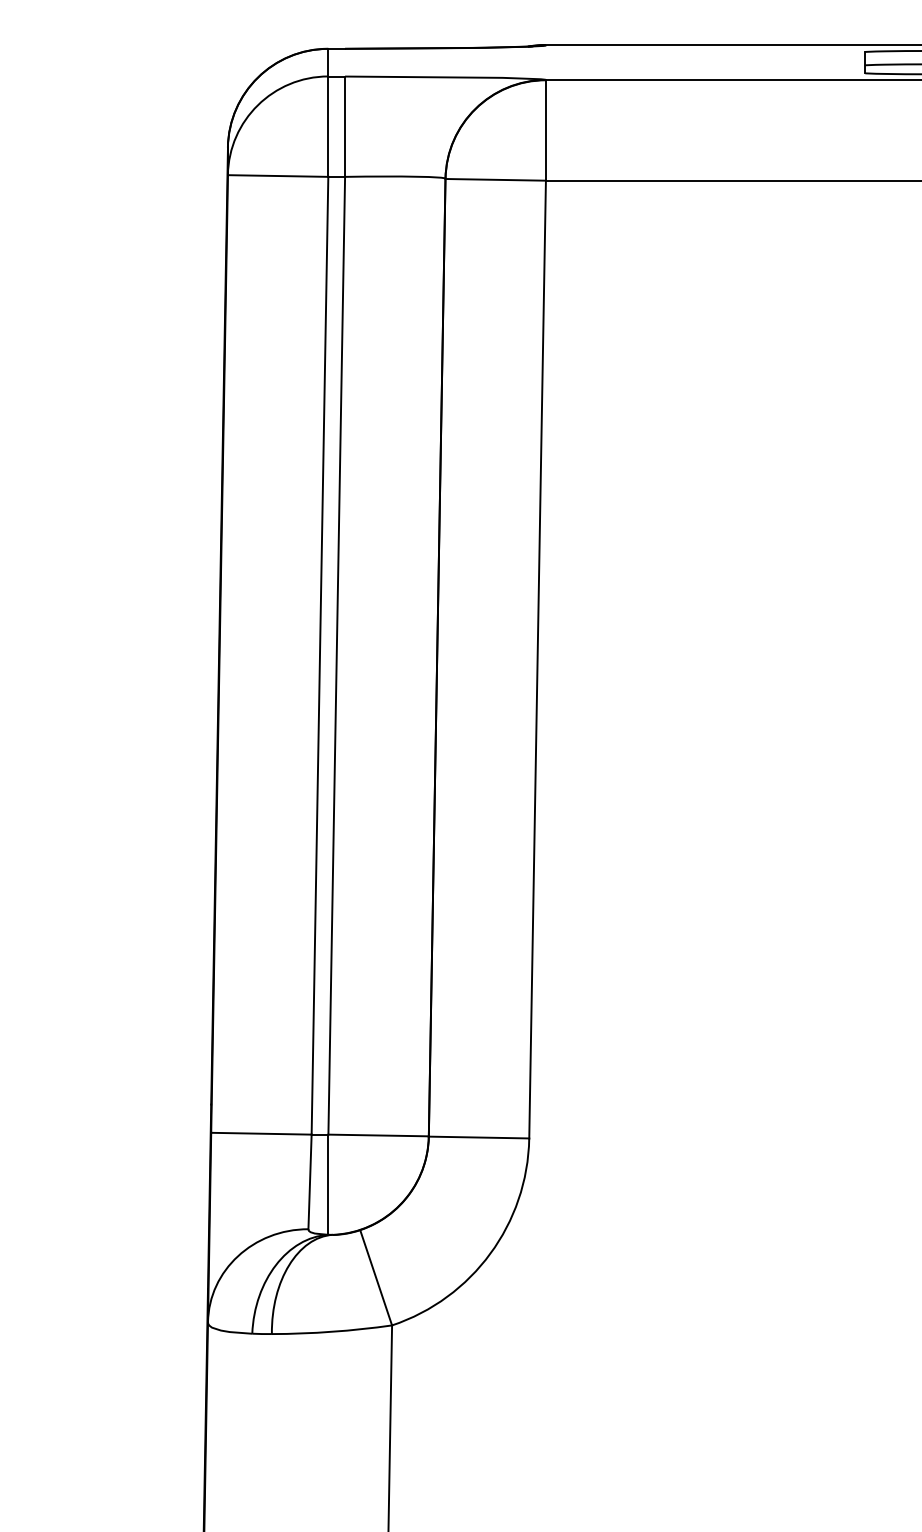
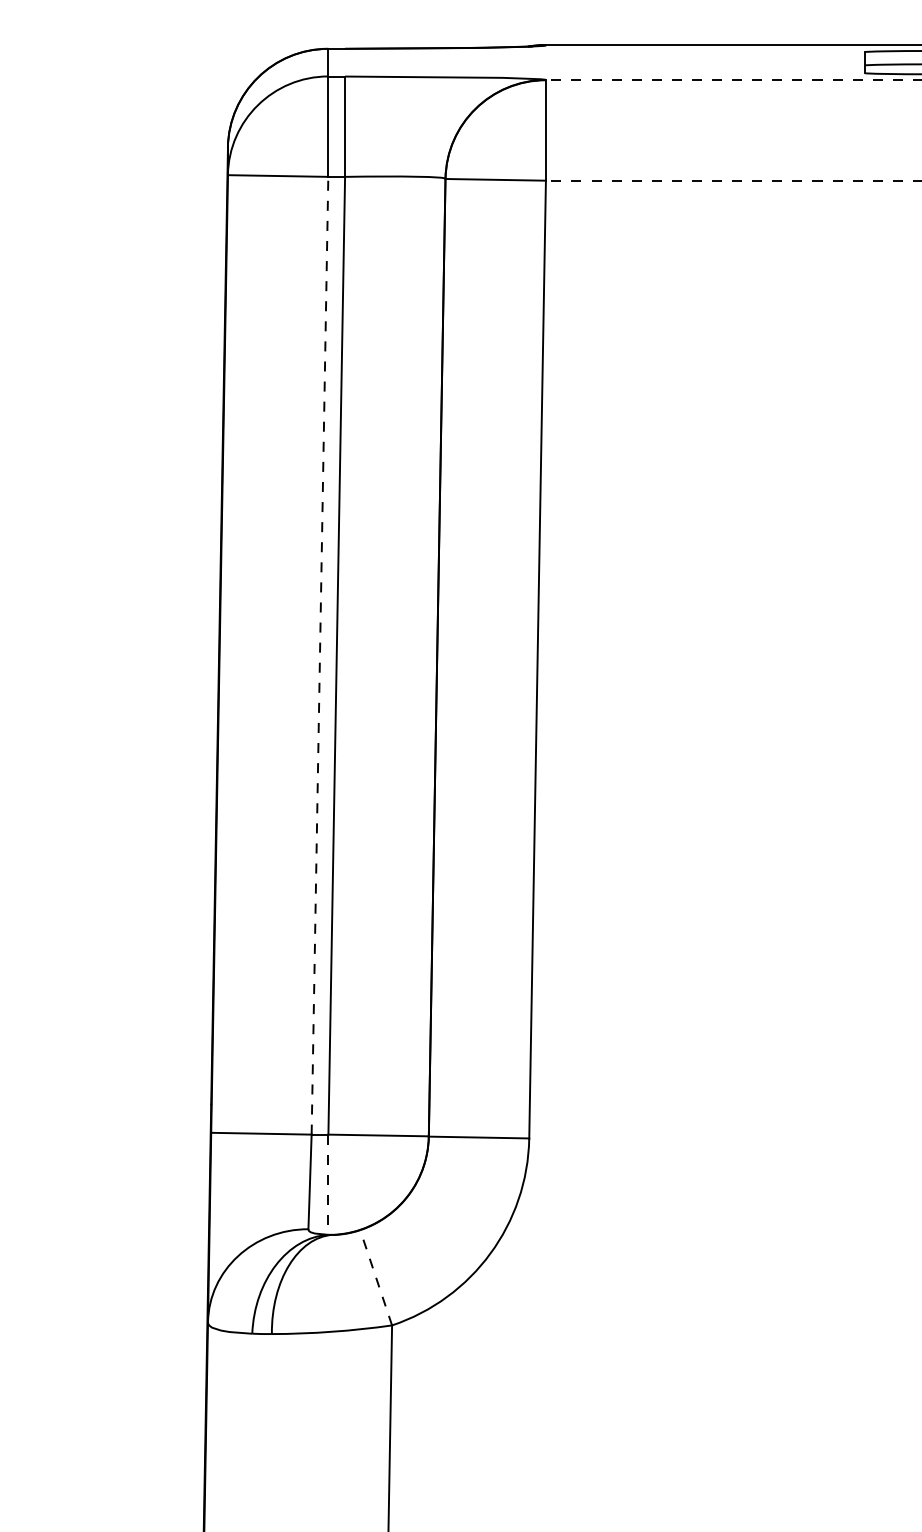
line: solid -> dashed (733, 80)
line: solid -> dashed (733, 180)
line: solid -> dashed (319, 655)
line: solid -> dashed (328, 1185)
line: solid -> dashed (376, 1277)
